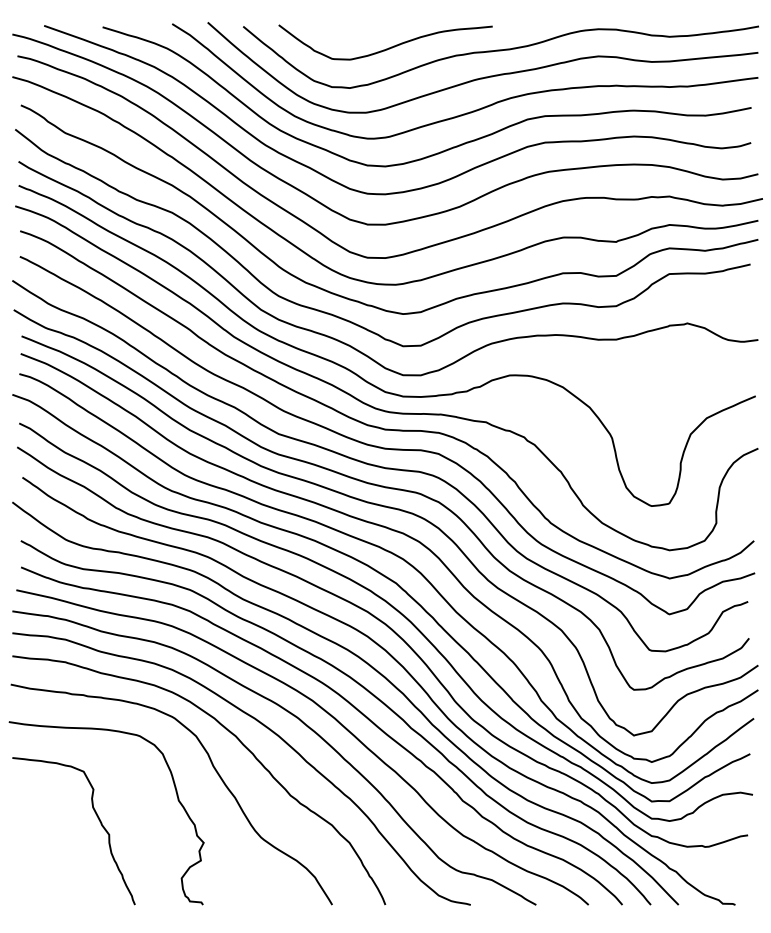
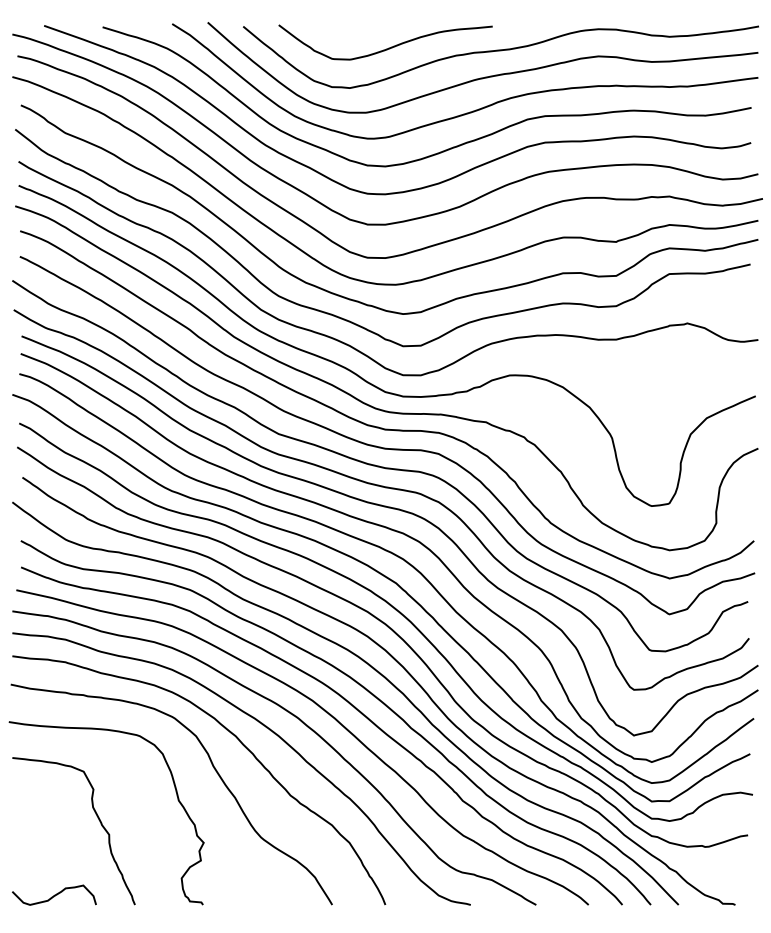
curve: none -> present (54, 894)
